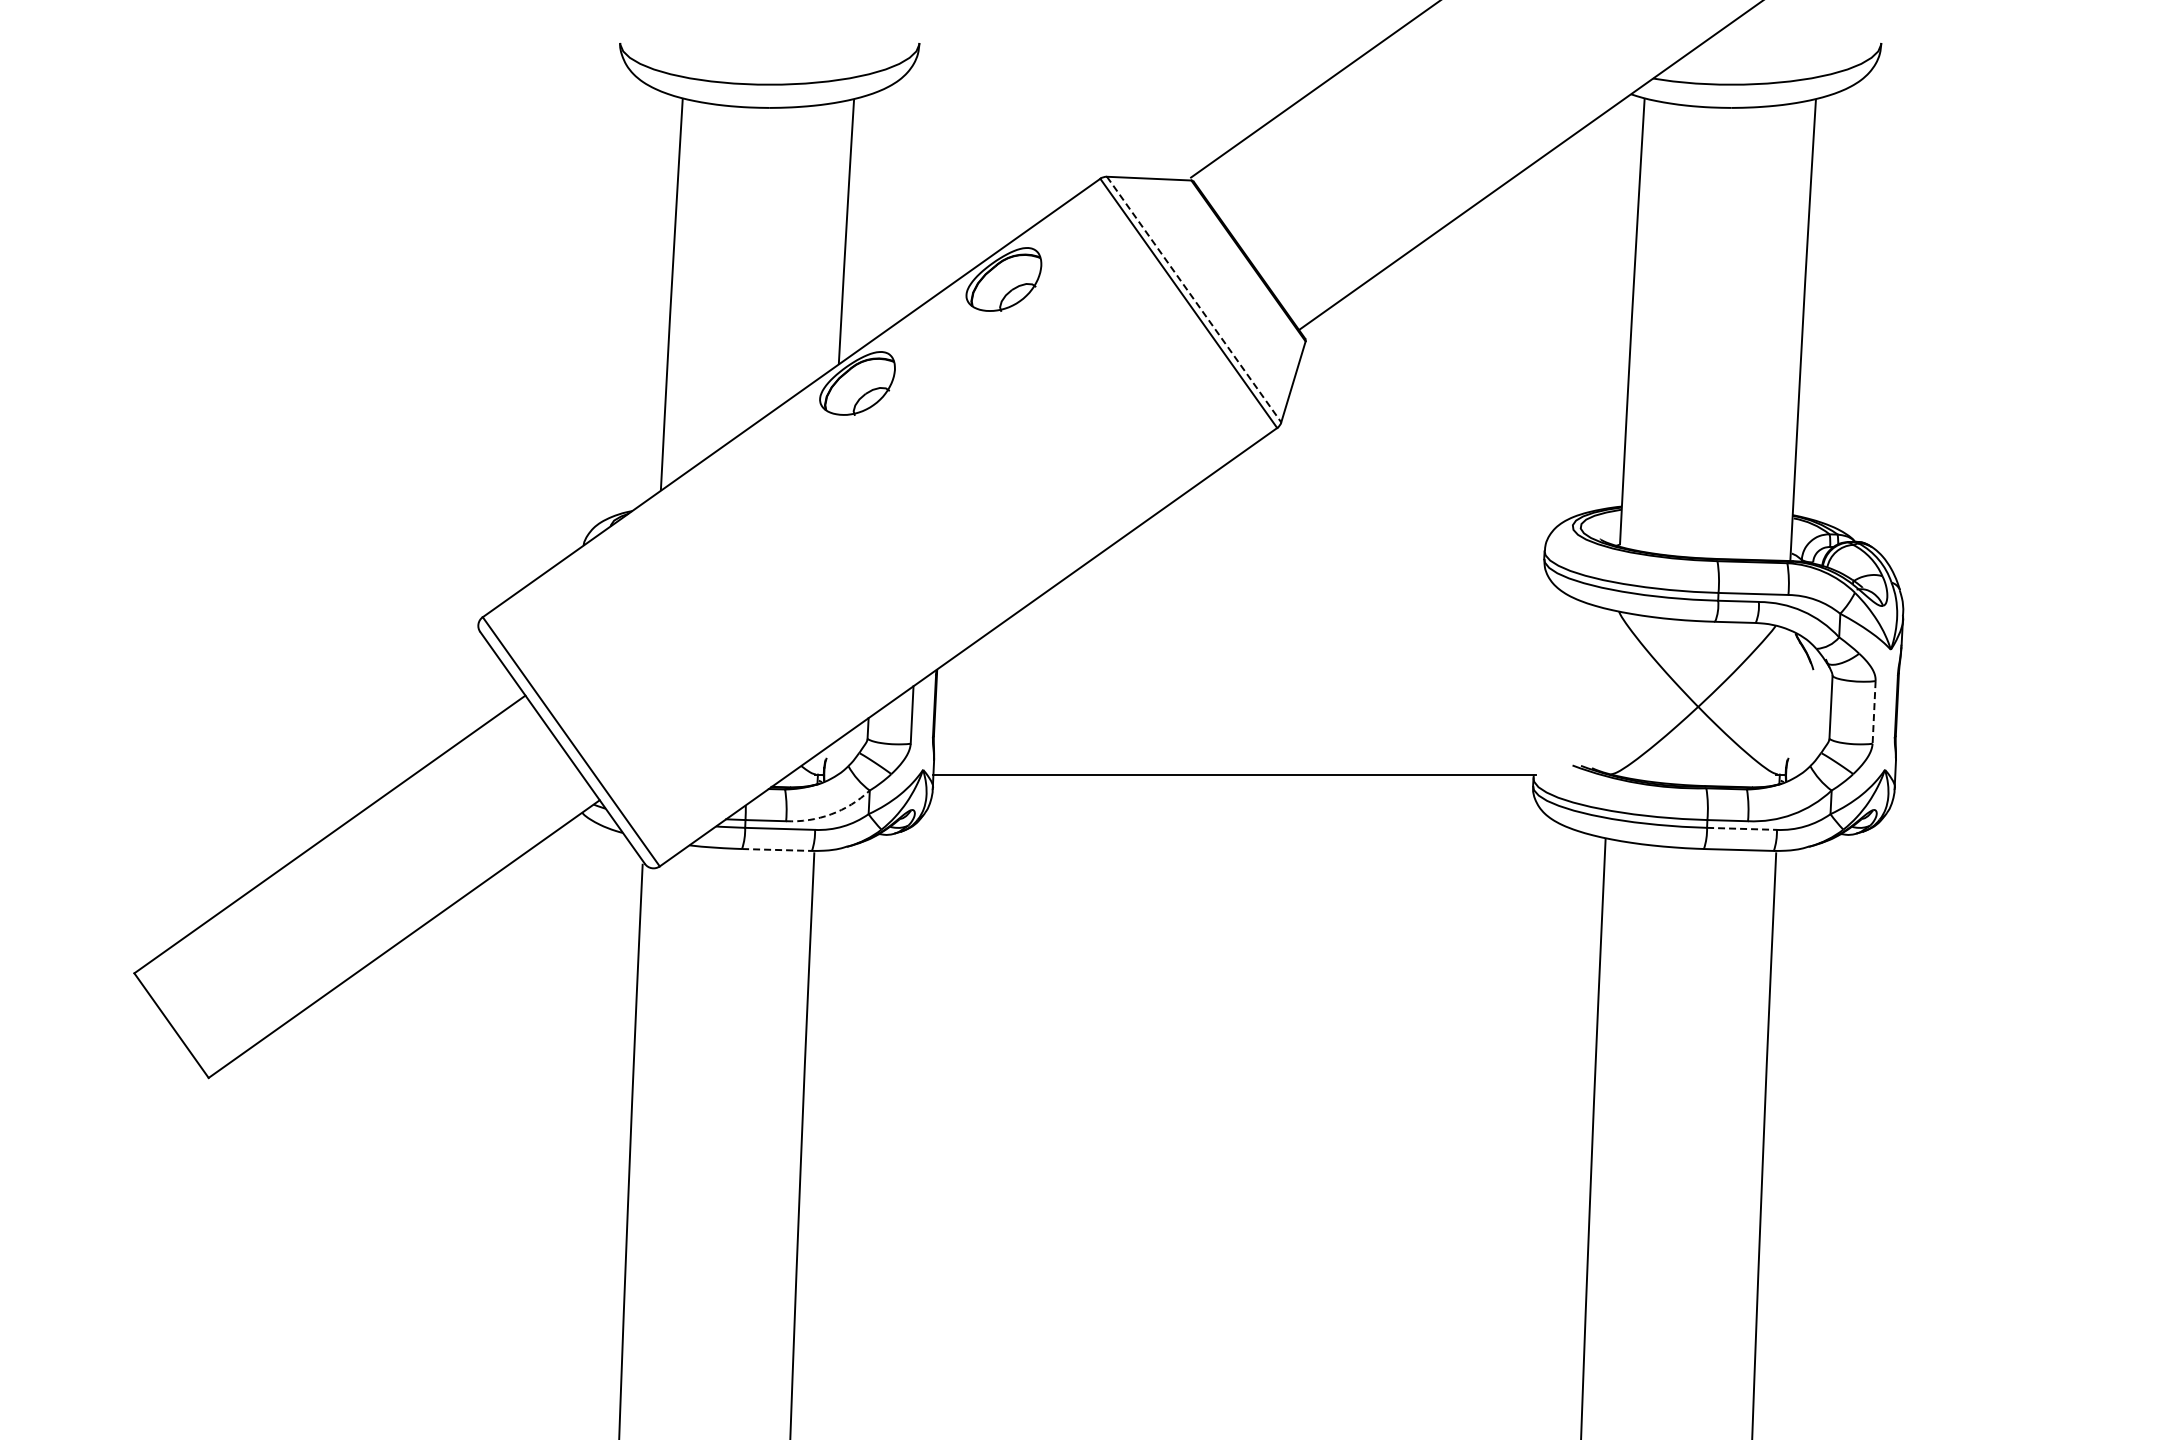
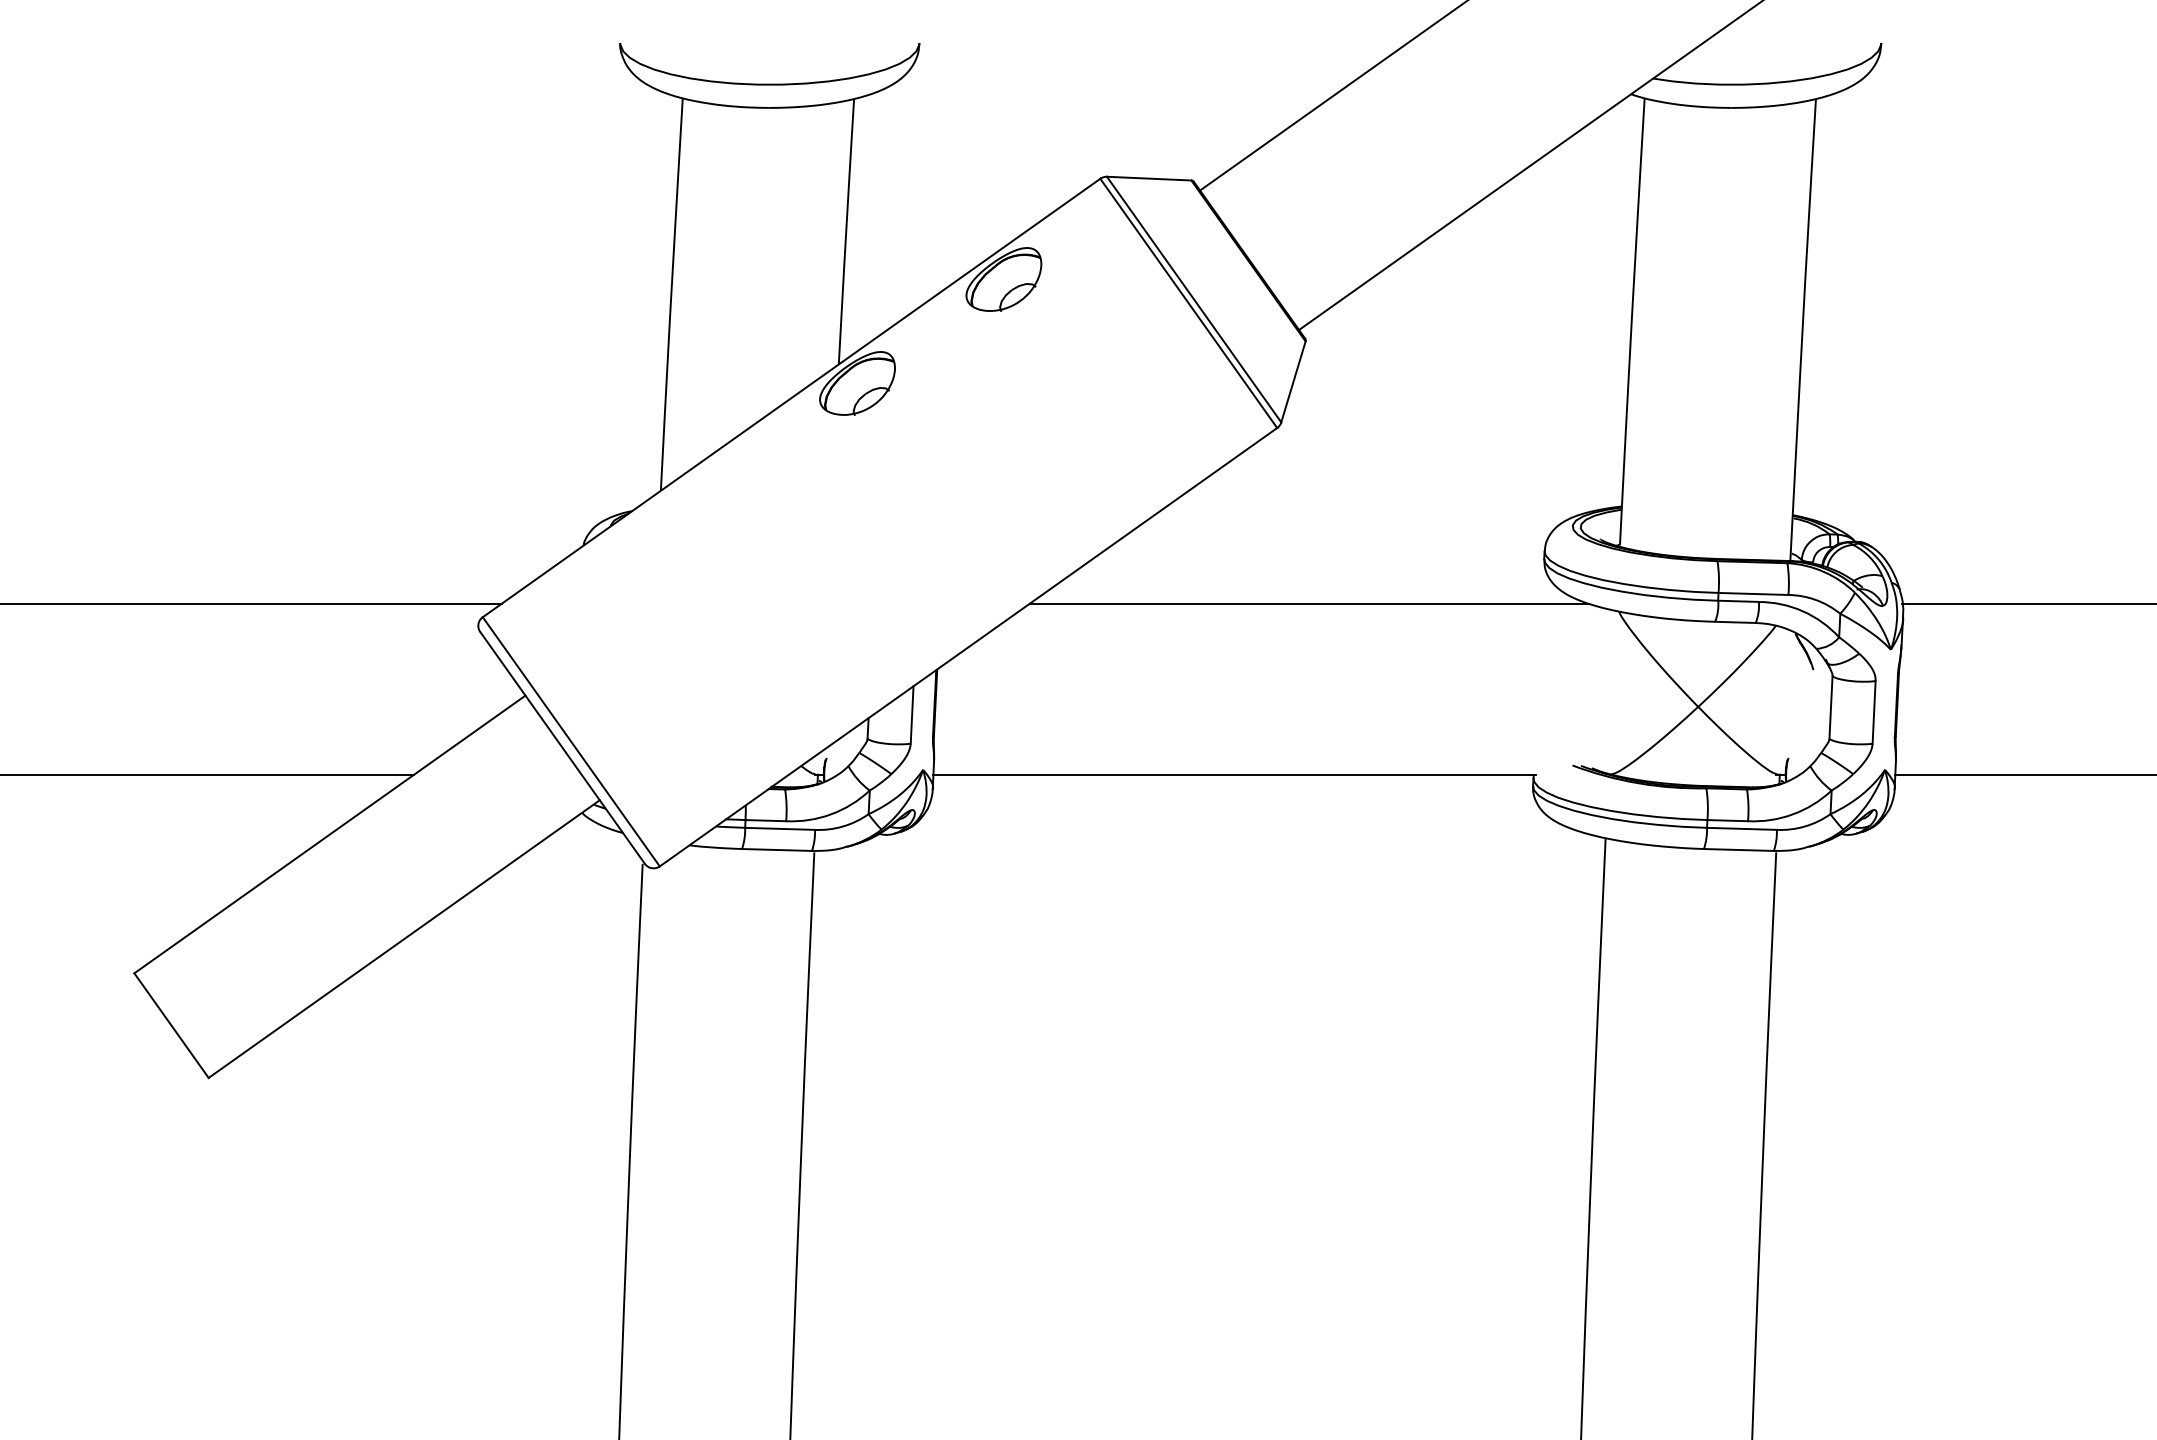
line position: (1314, 89) -> (1332, 96) (1332, 96)
line: dashed -> solid (1194, 299)
line: none -> present (251, 603)
line: none -> present (1308, 603)
line: none -> present (2027, 603)
line: dashed -> solid (1874, 712)
line: none -> present (208, 774)
line: none -> present (2024, 774)
arc: dashed -> solid (831, 814)
line: dashed -> solid (1742, 828)
line: dashed -> solid (777, 849)
